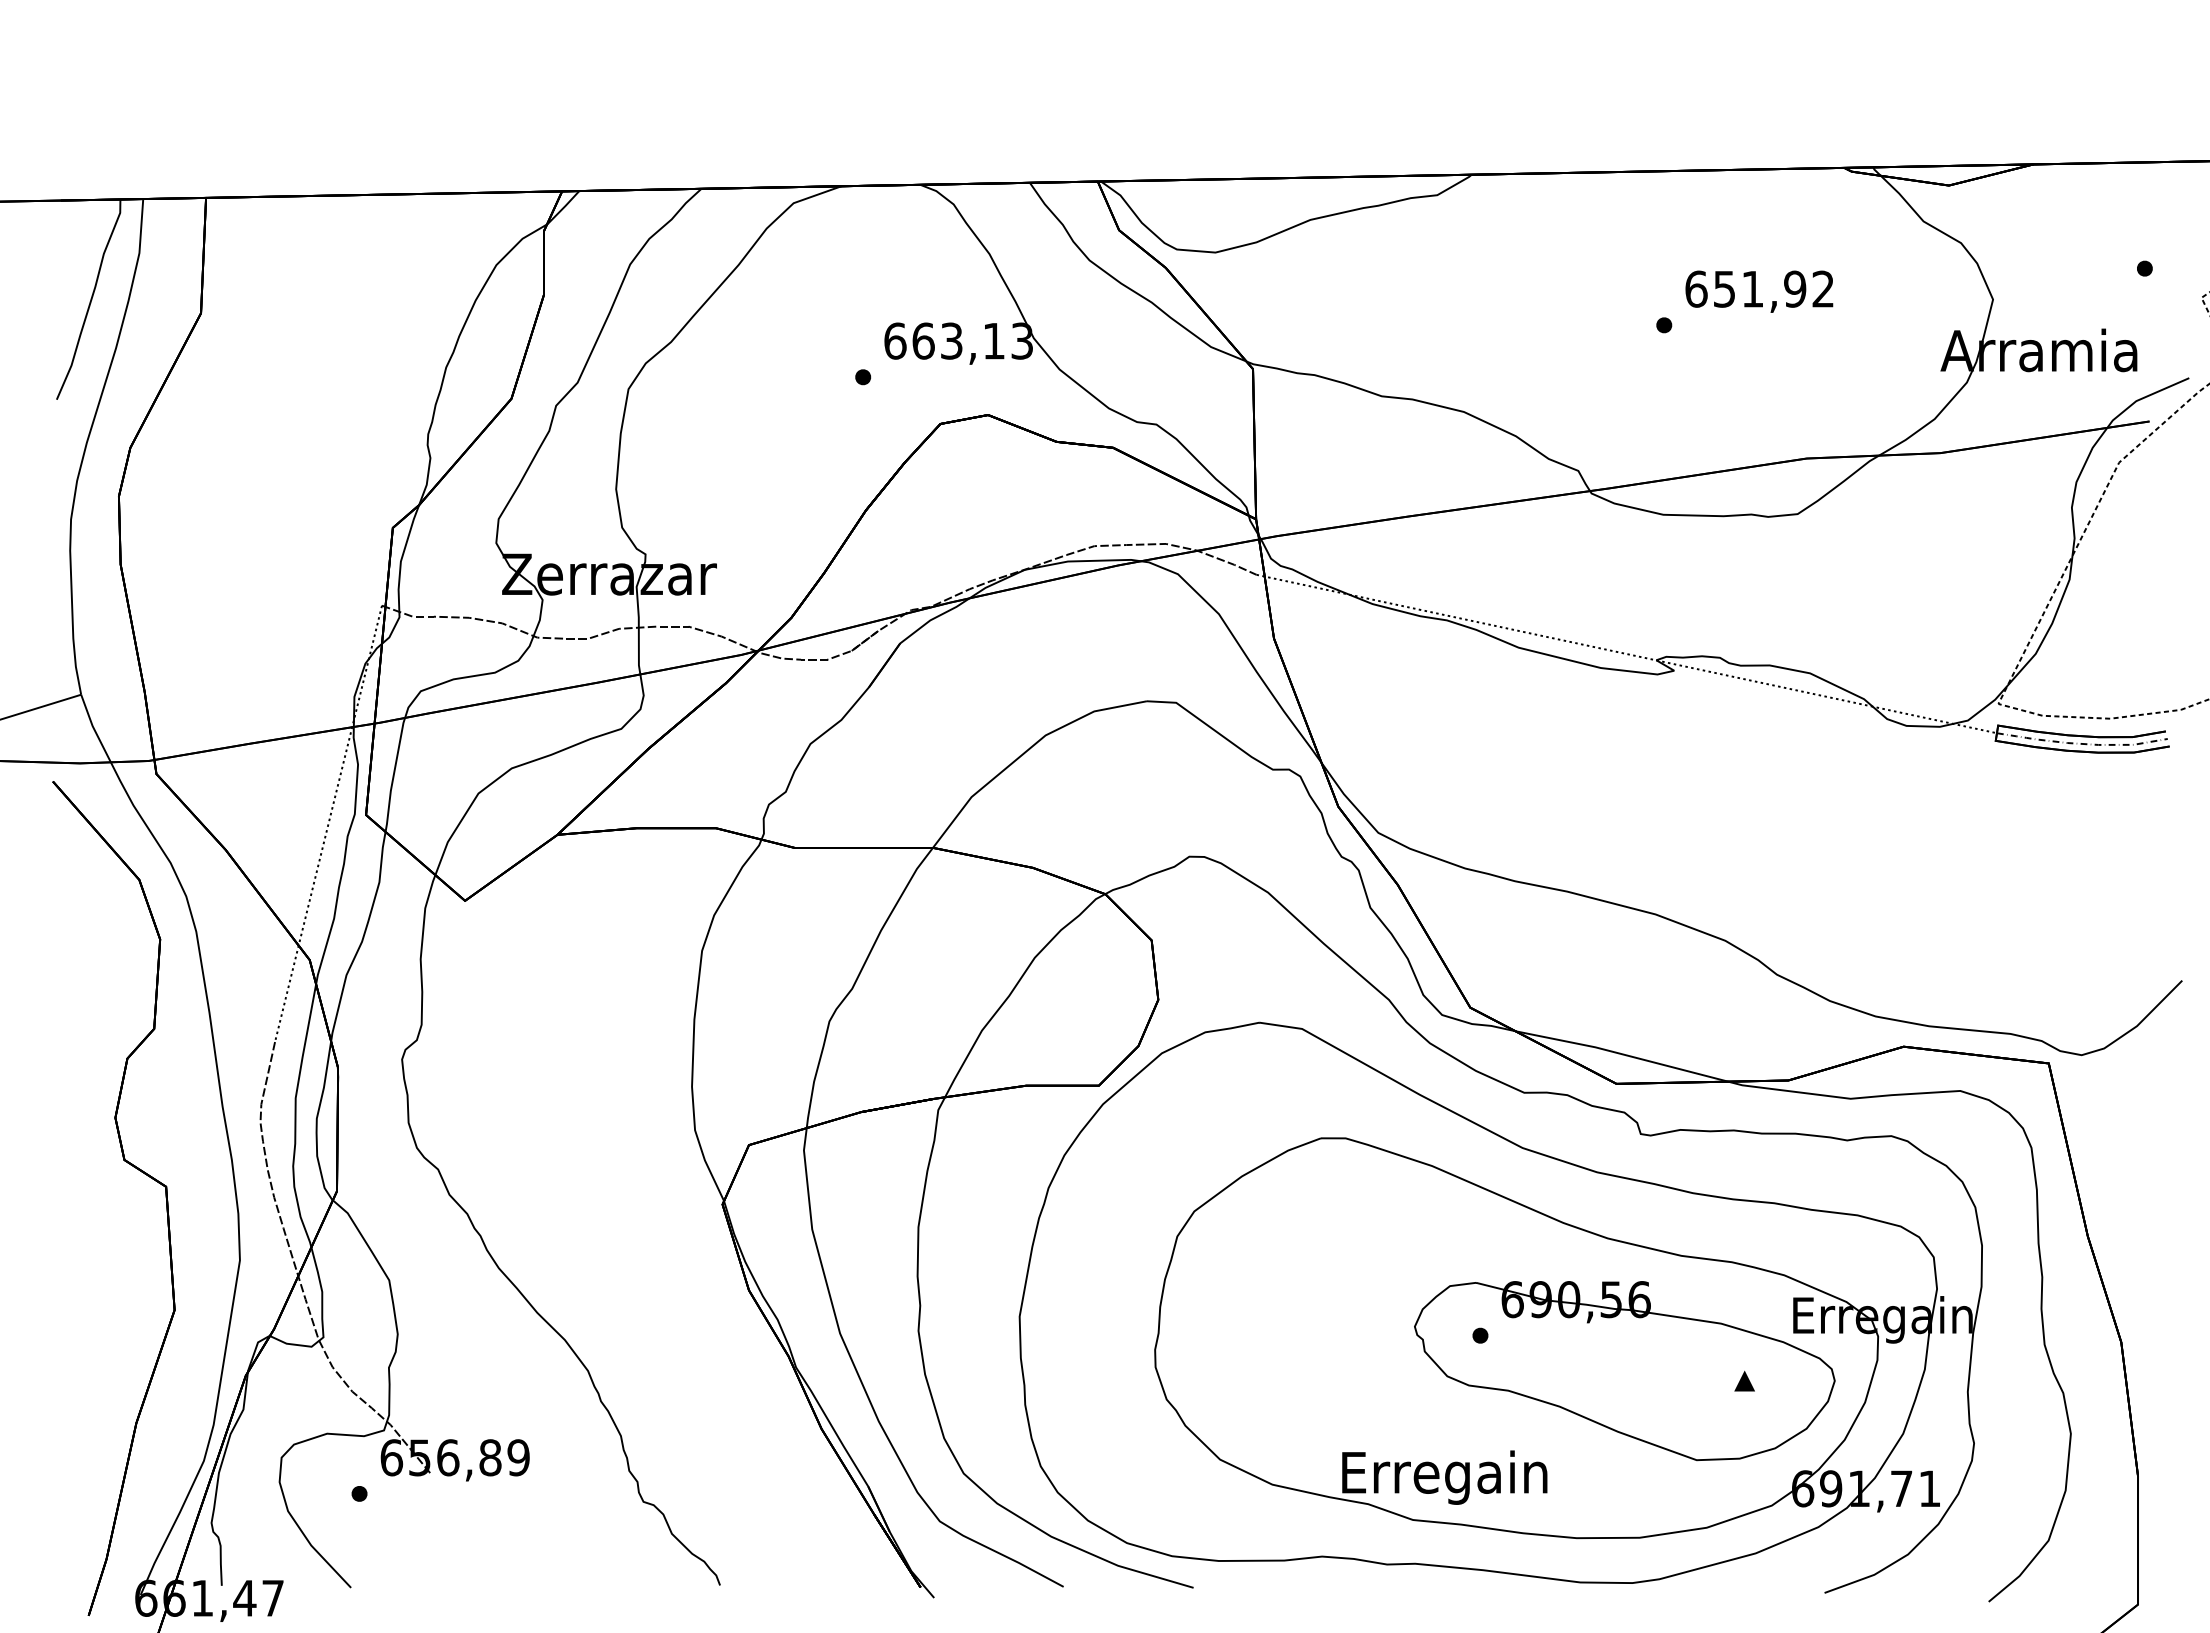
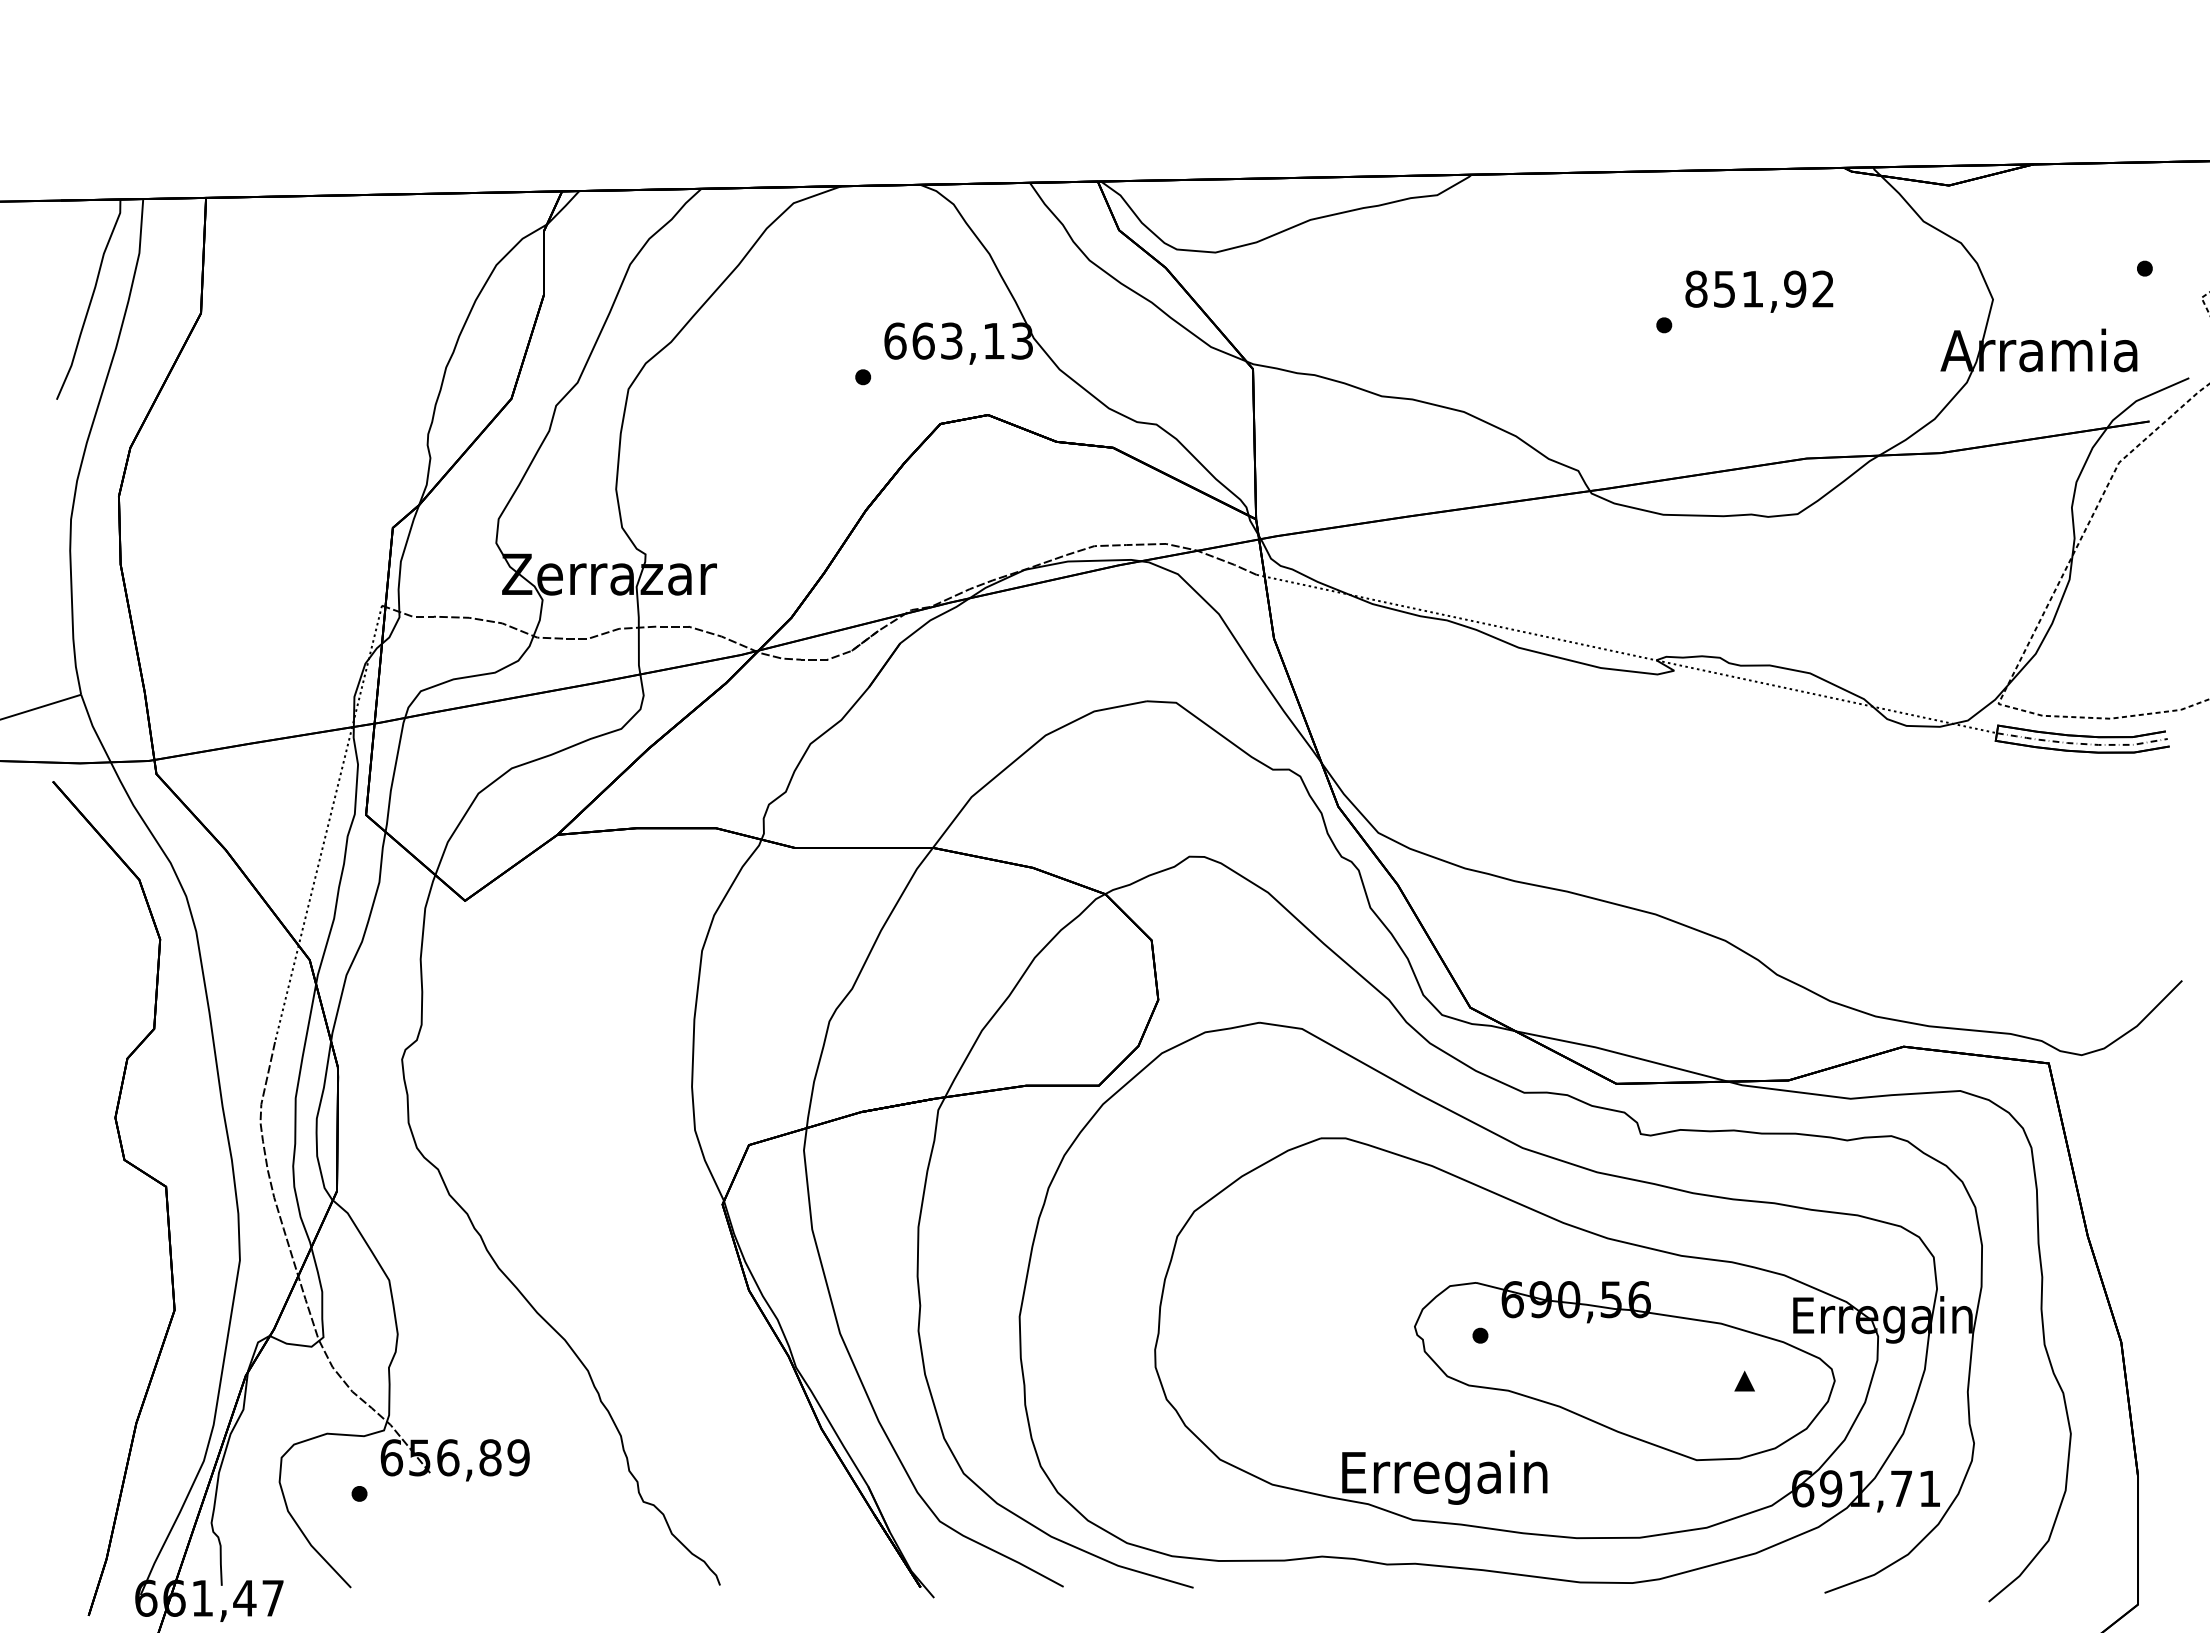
text: 651,92 -> 851,92 (1696, 288)
